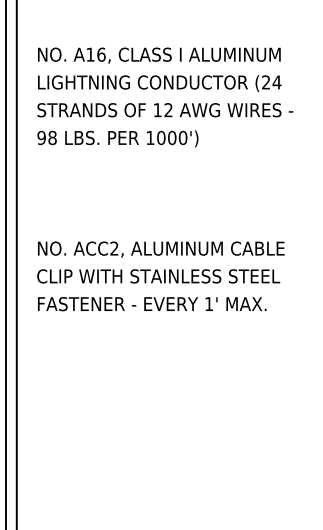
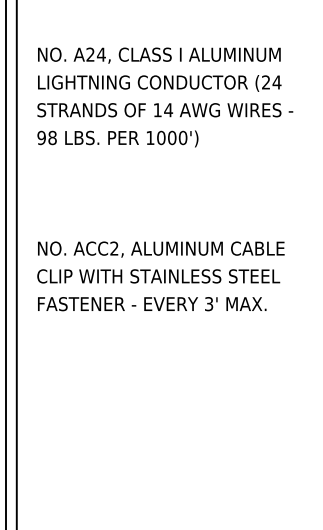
text: A16, -> A24, (95, 54)
text: 12 -> 14 (168, 110)
text: 1' -> 3' (209, 304)
